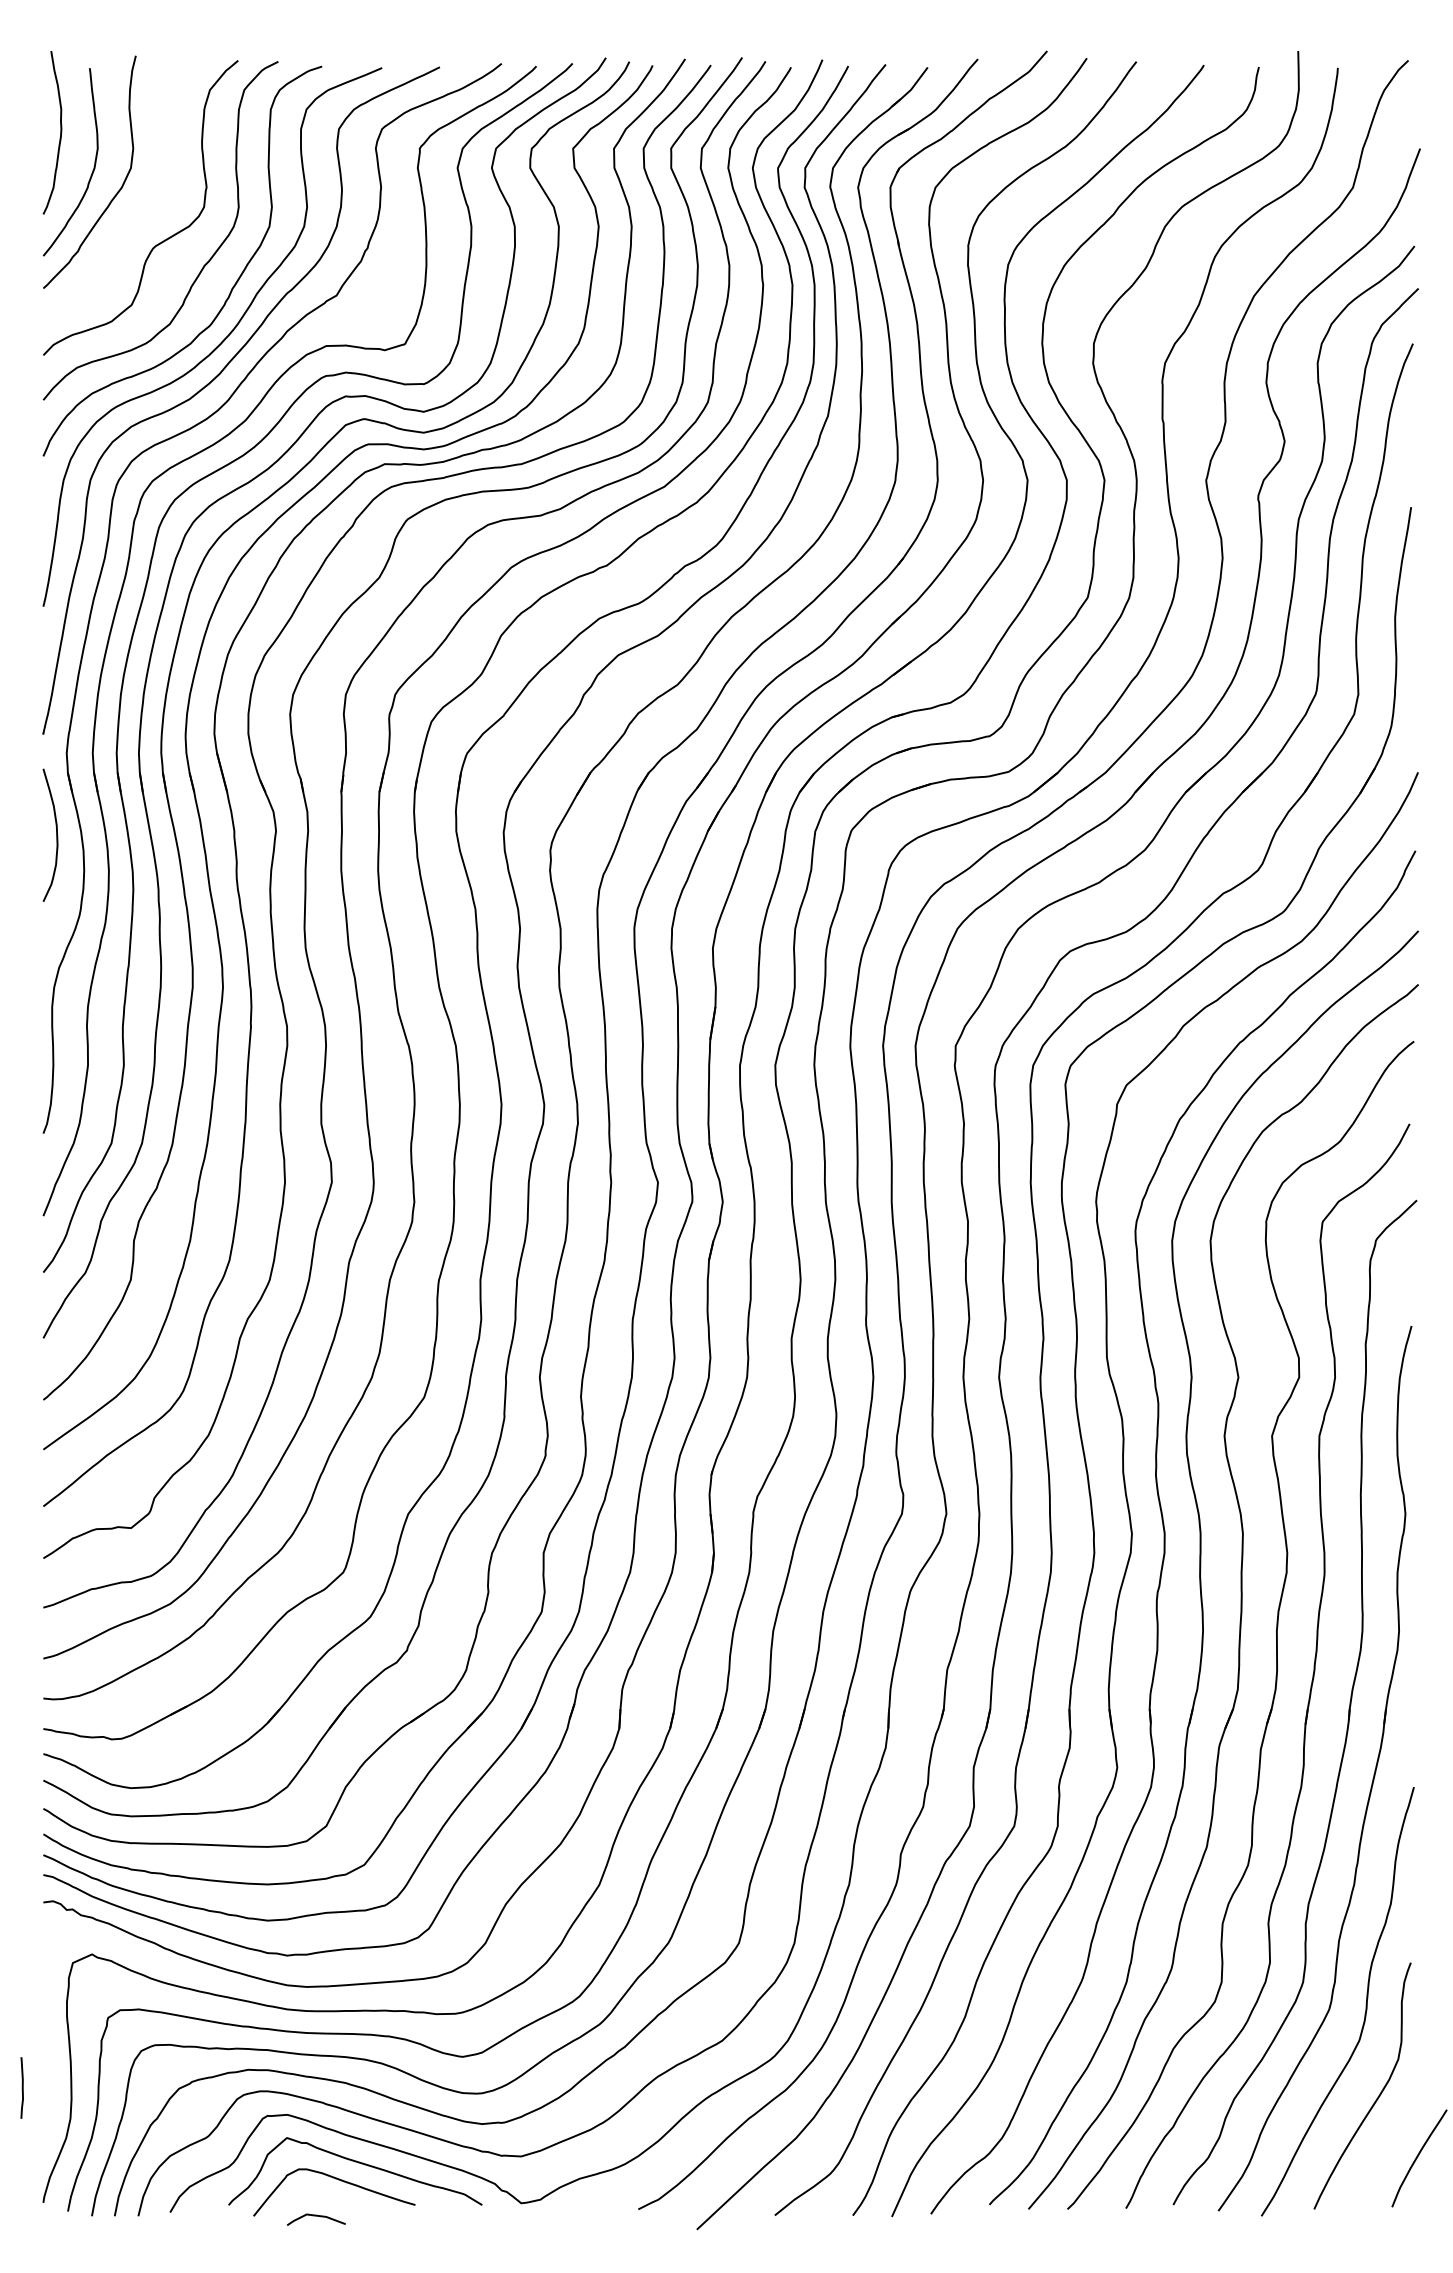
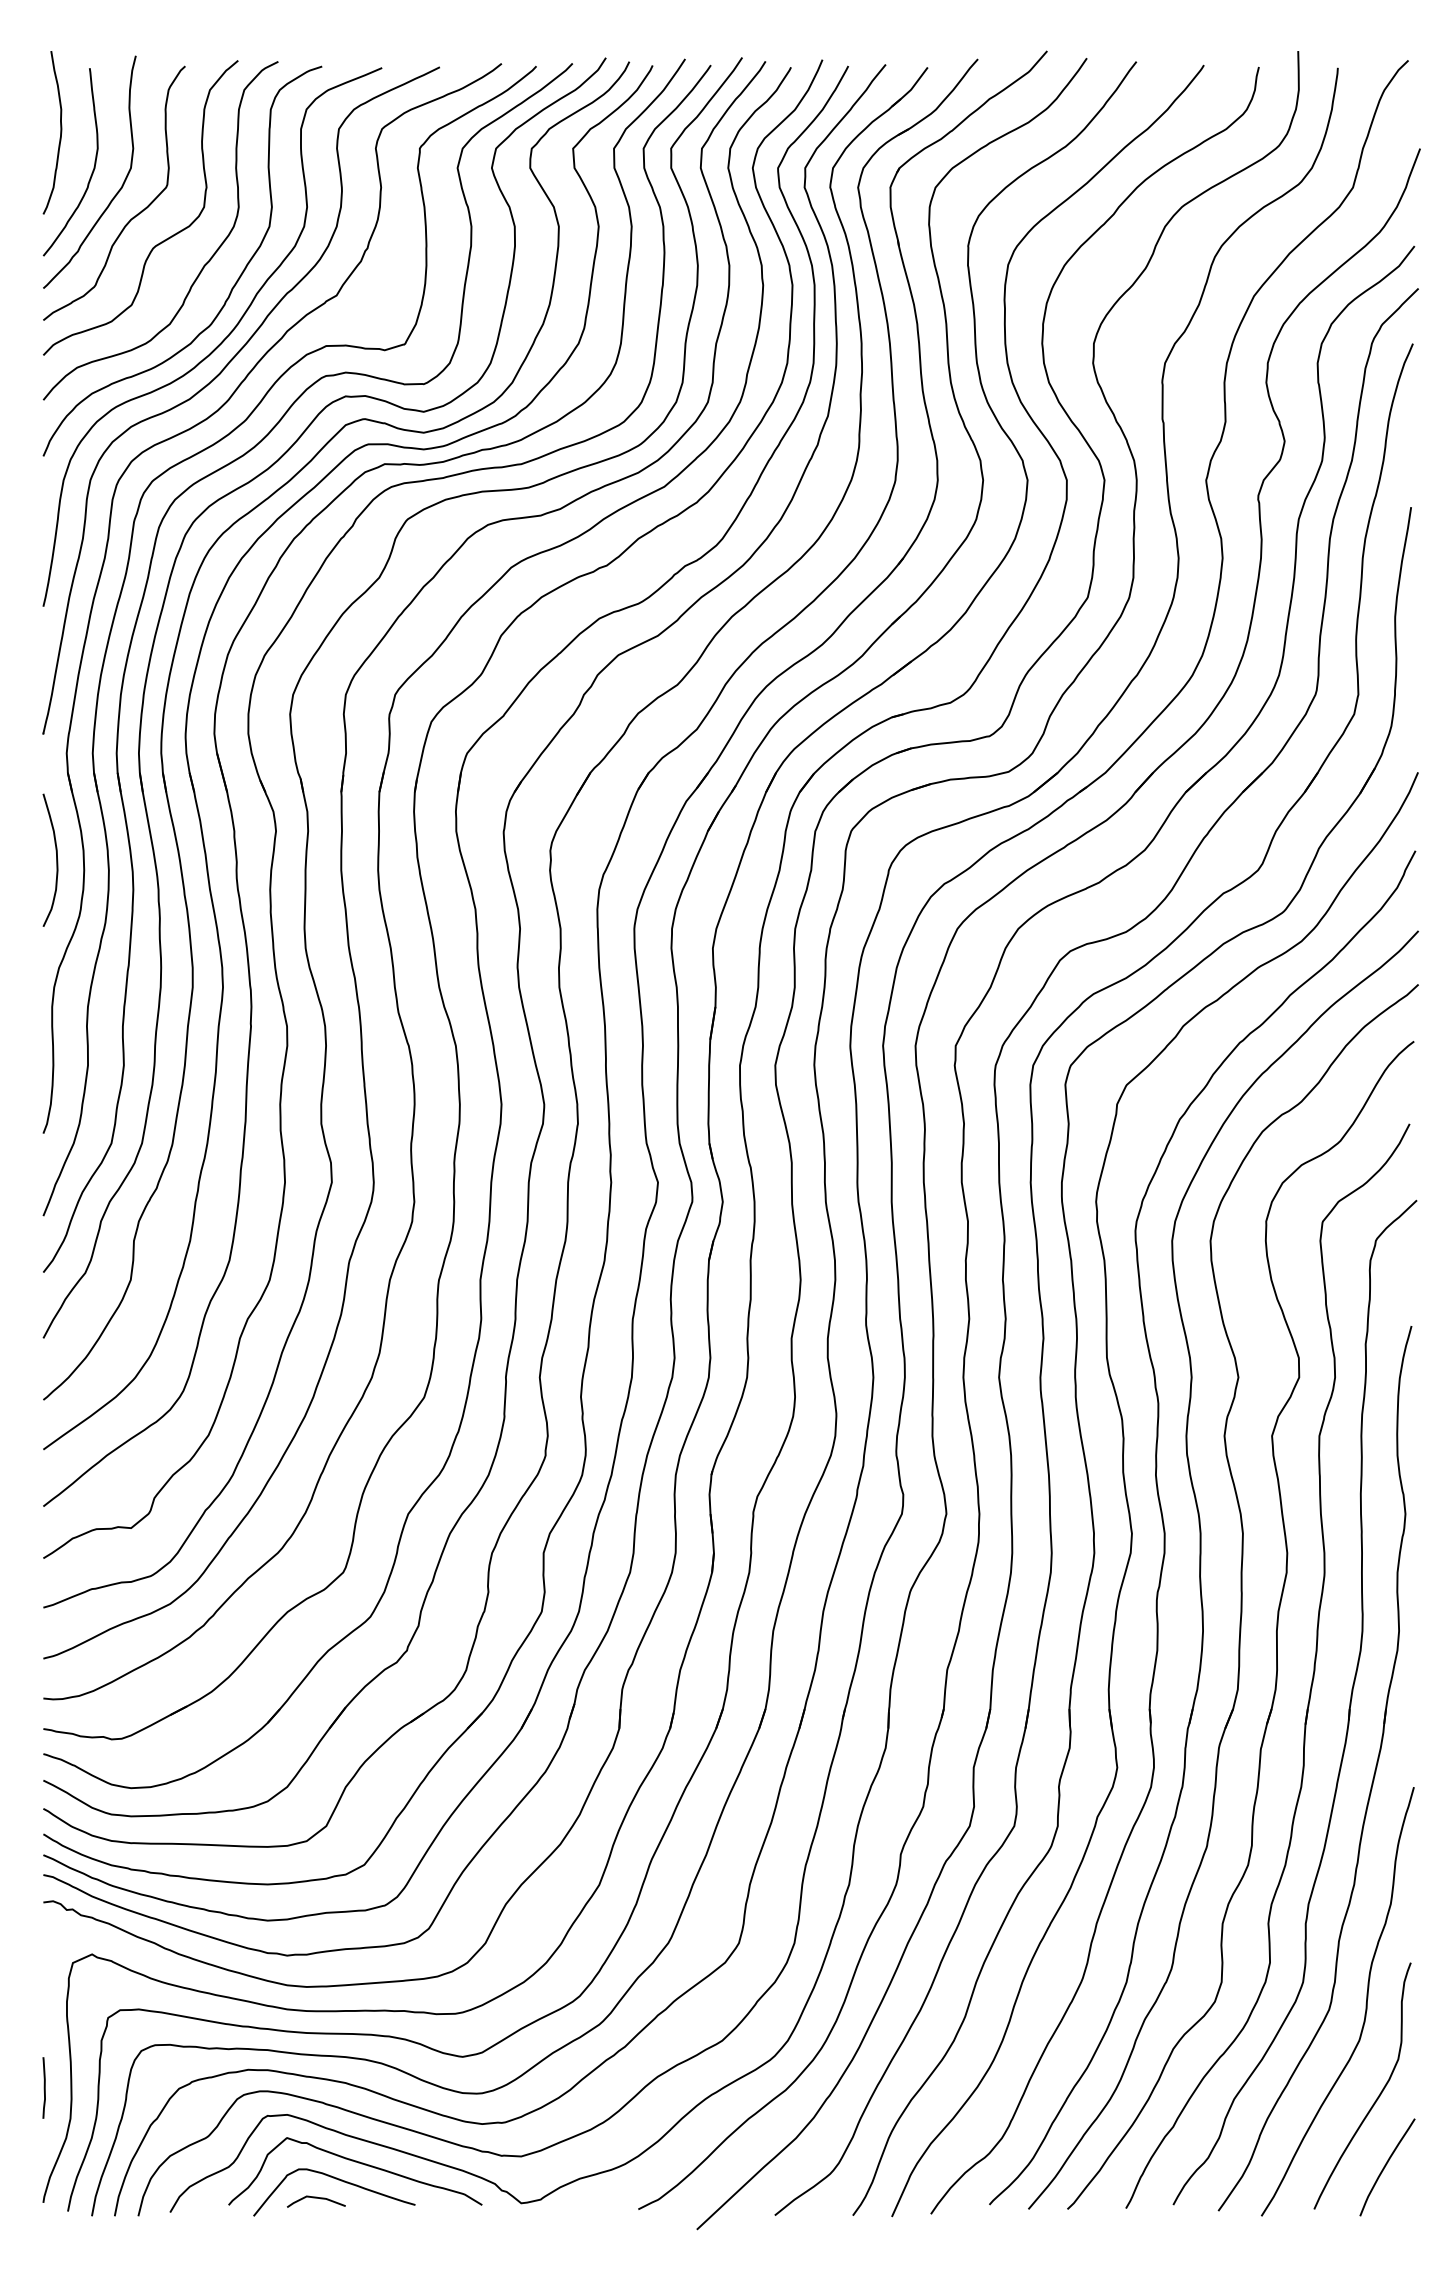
curve: none -> present (133, 216)
curve position: (56, 834) -> (56, 859) (56, 859)
line position: (21, 2087) -> (43, 2087) (43, 2087)
curve position: (1417, 2158) -> (1385, 2167) (1385, 2167)
line position: (316, 2216) -> (316, 2198) (316, 2198)
